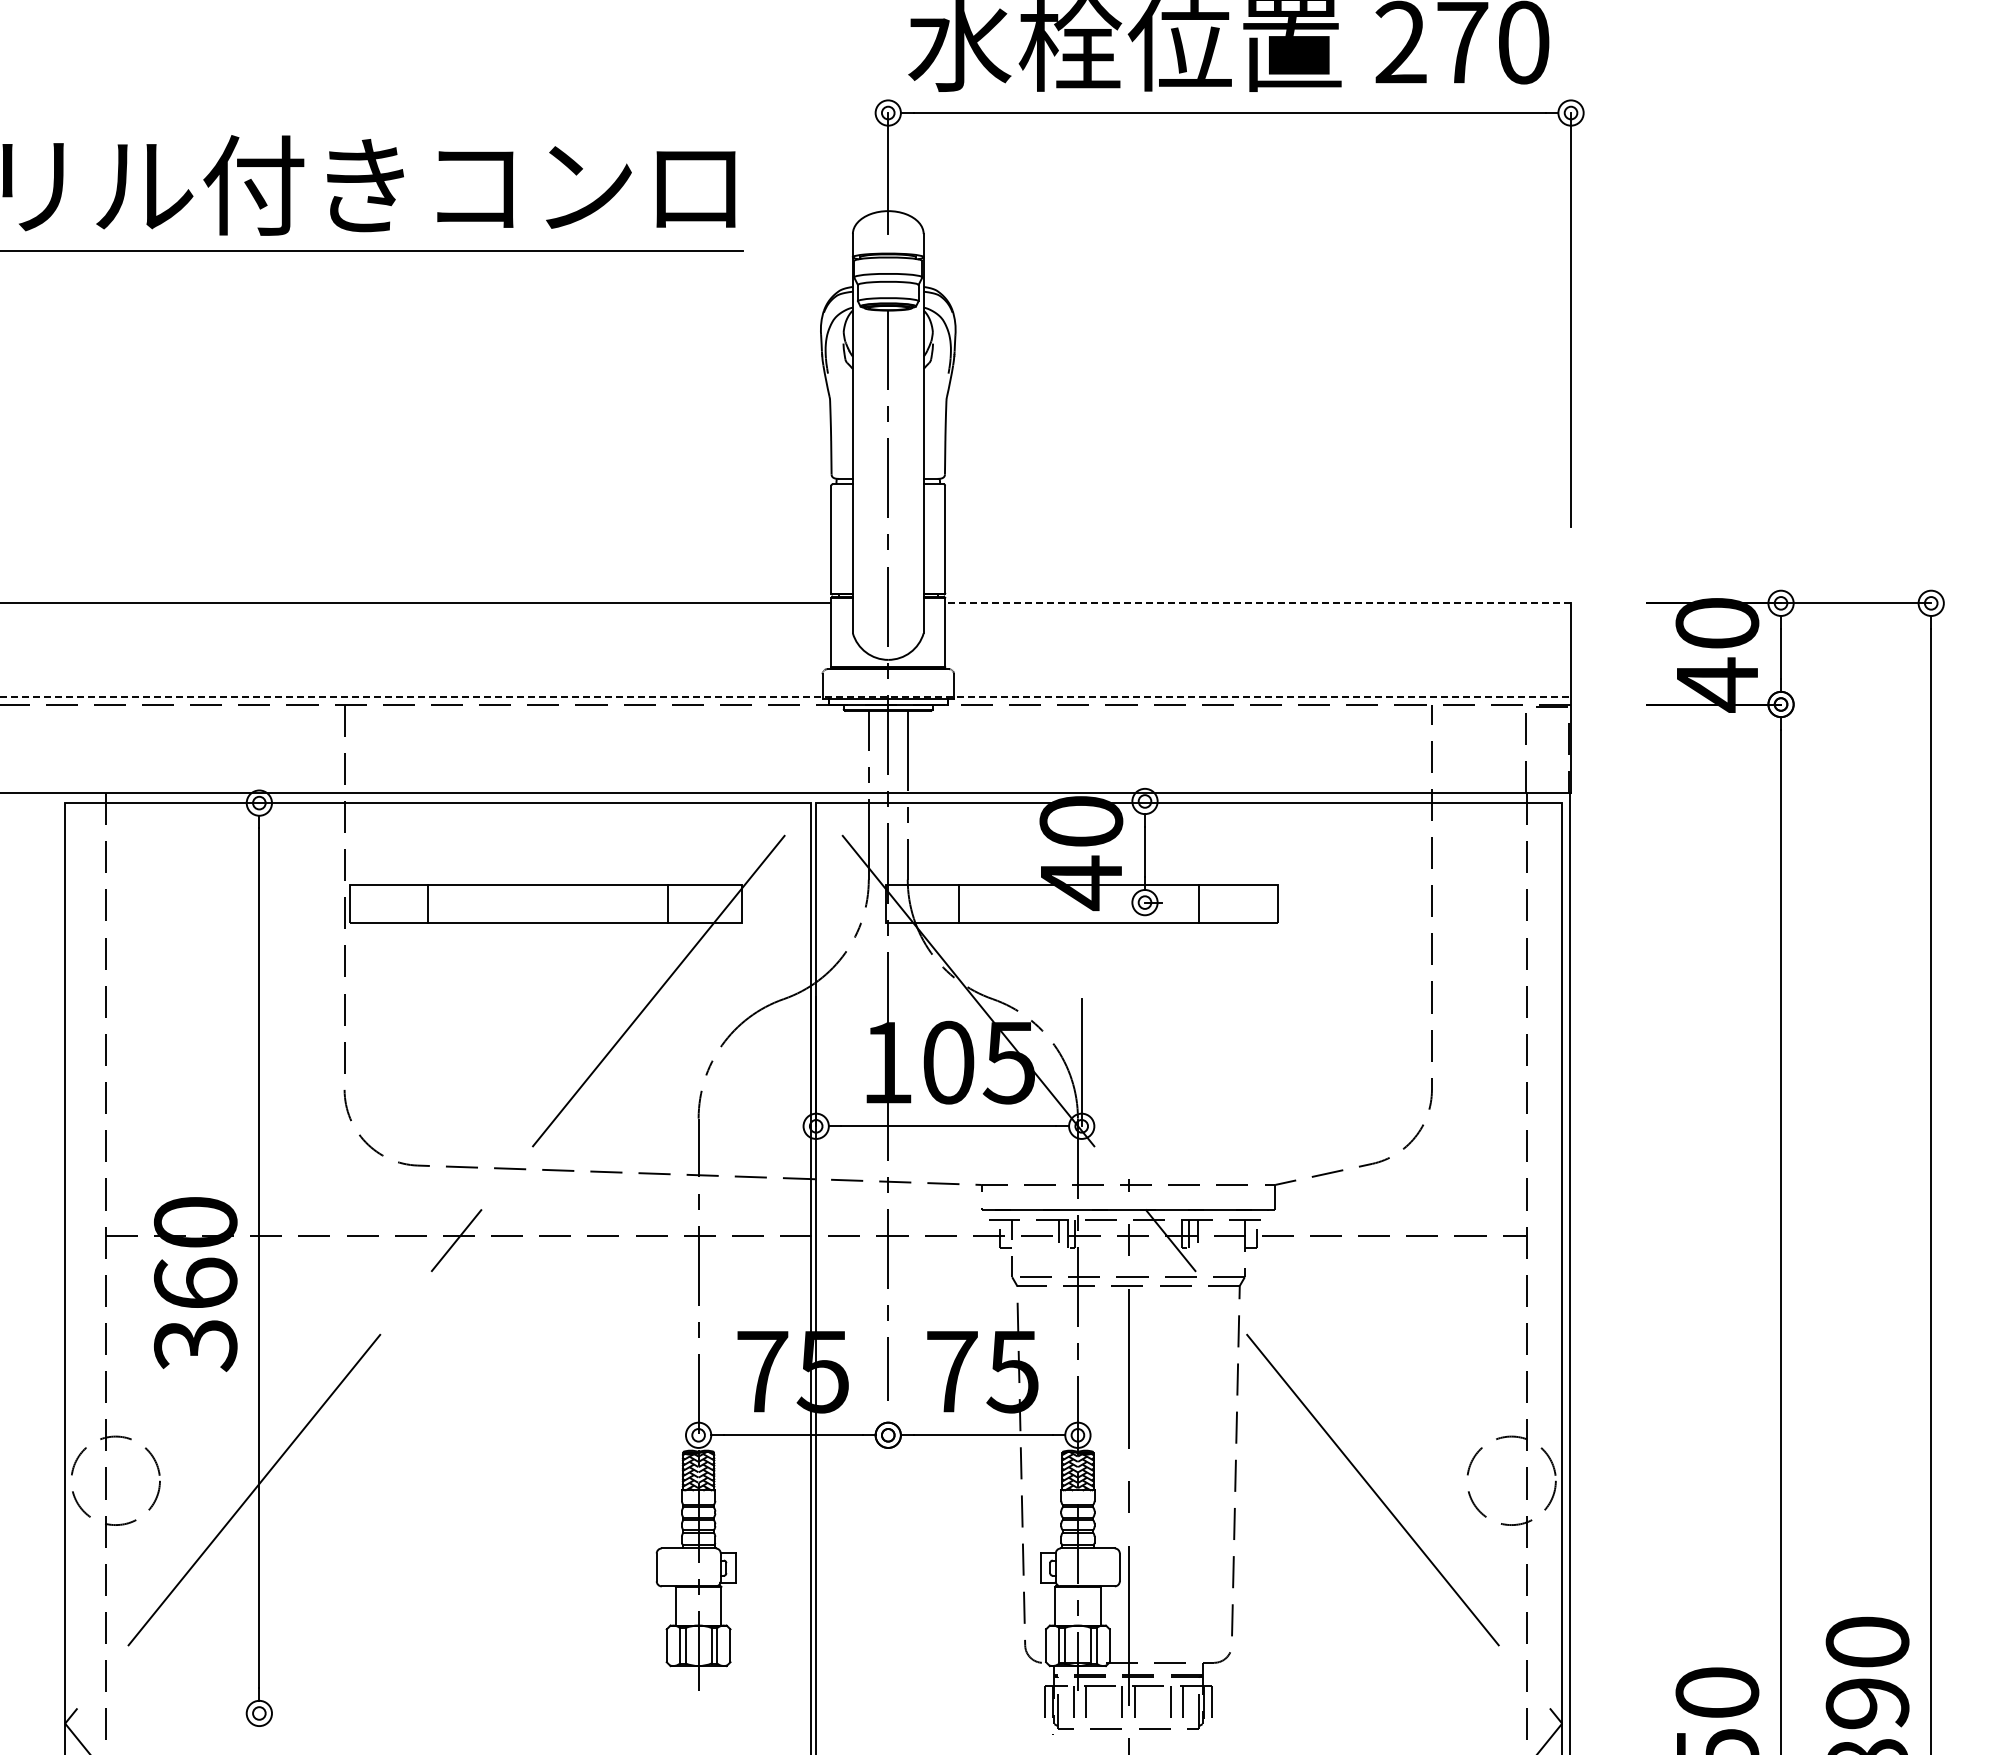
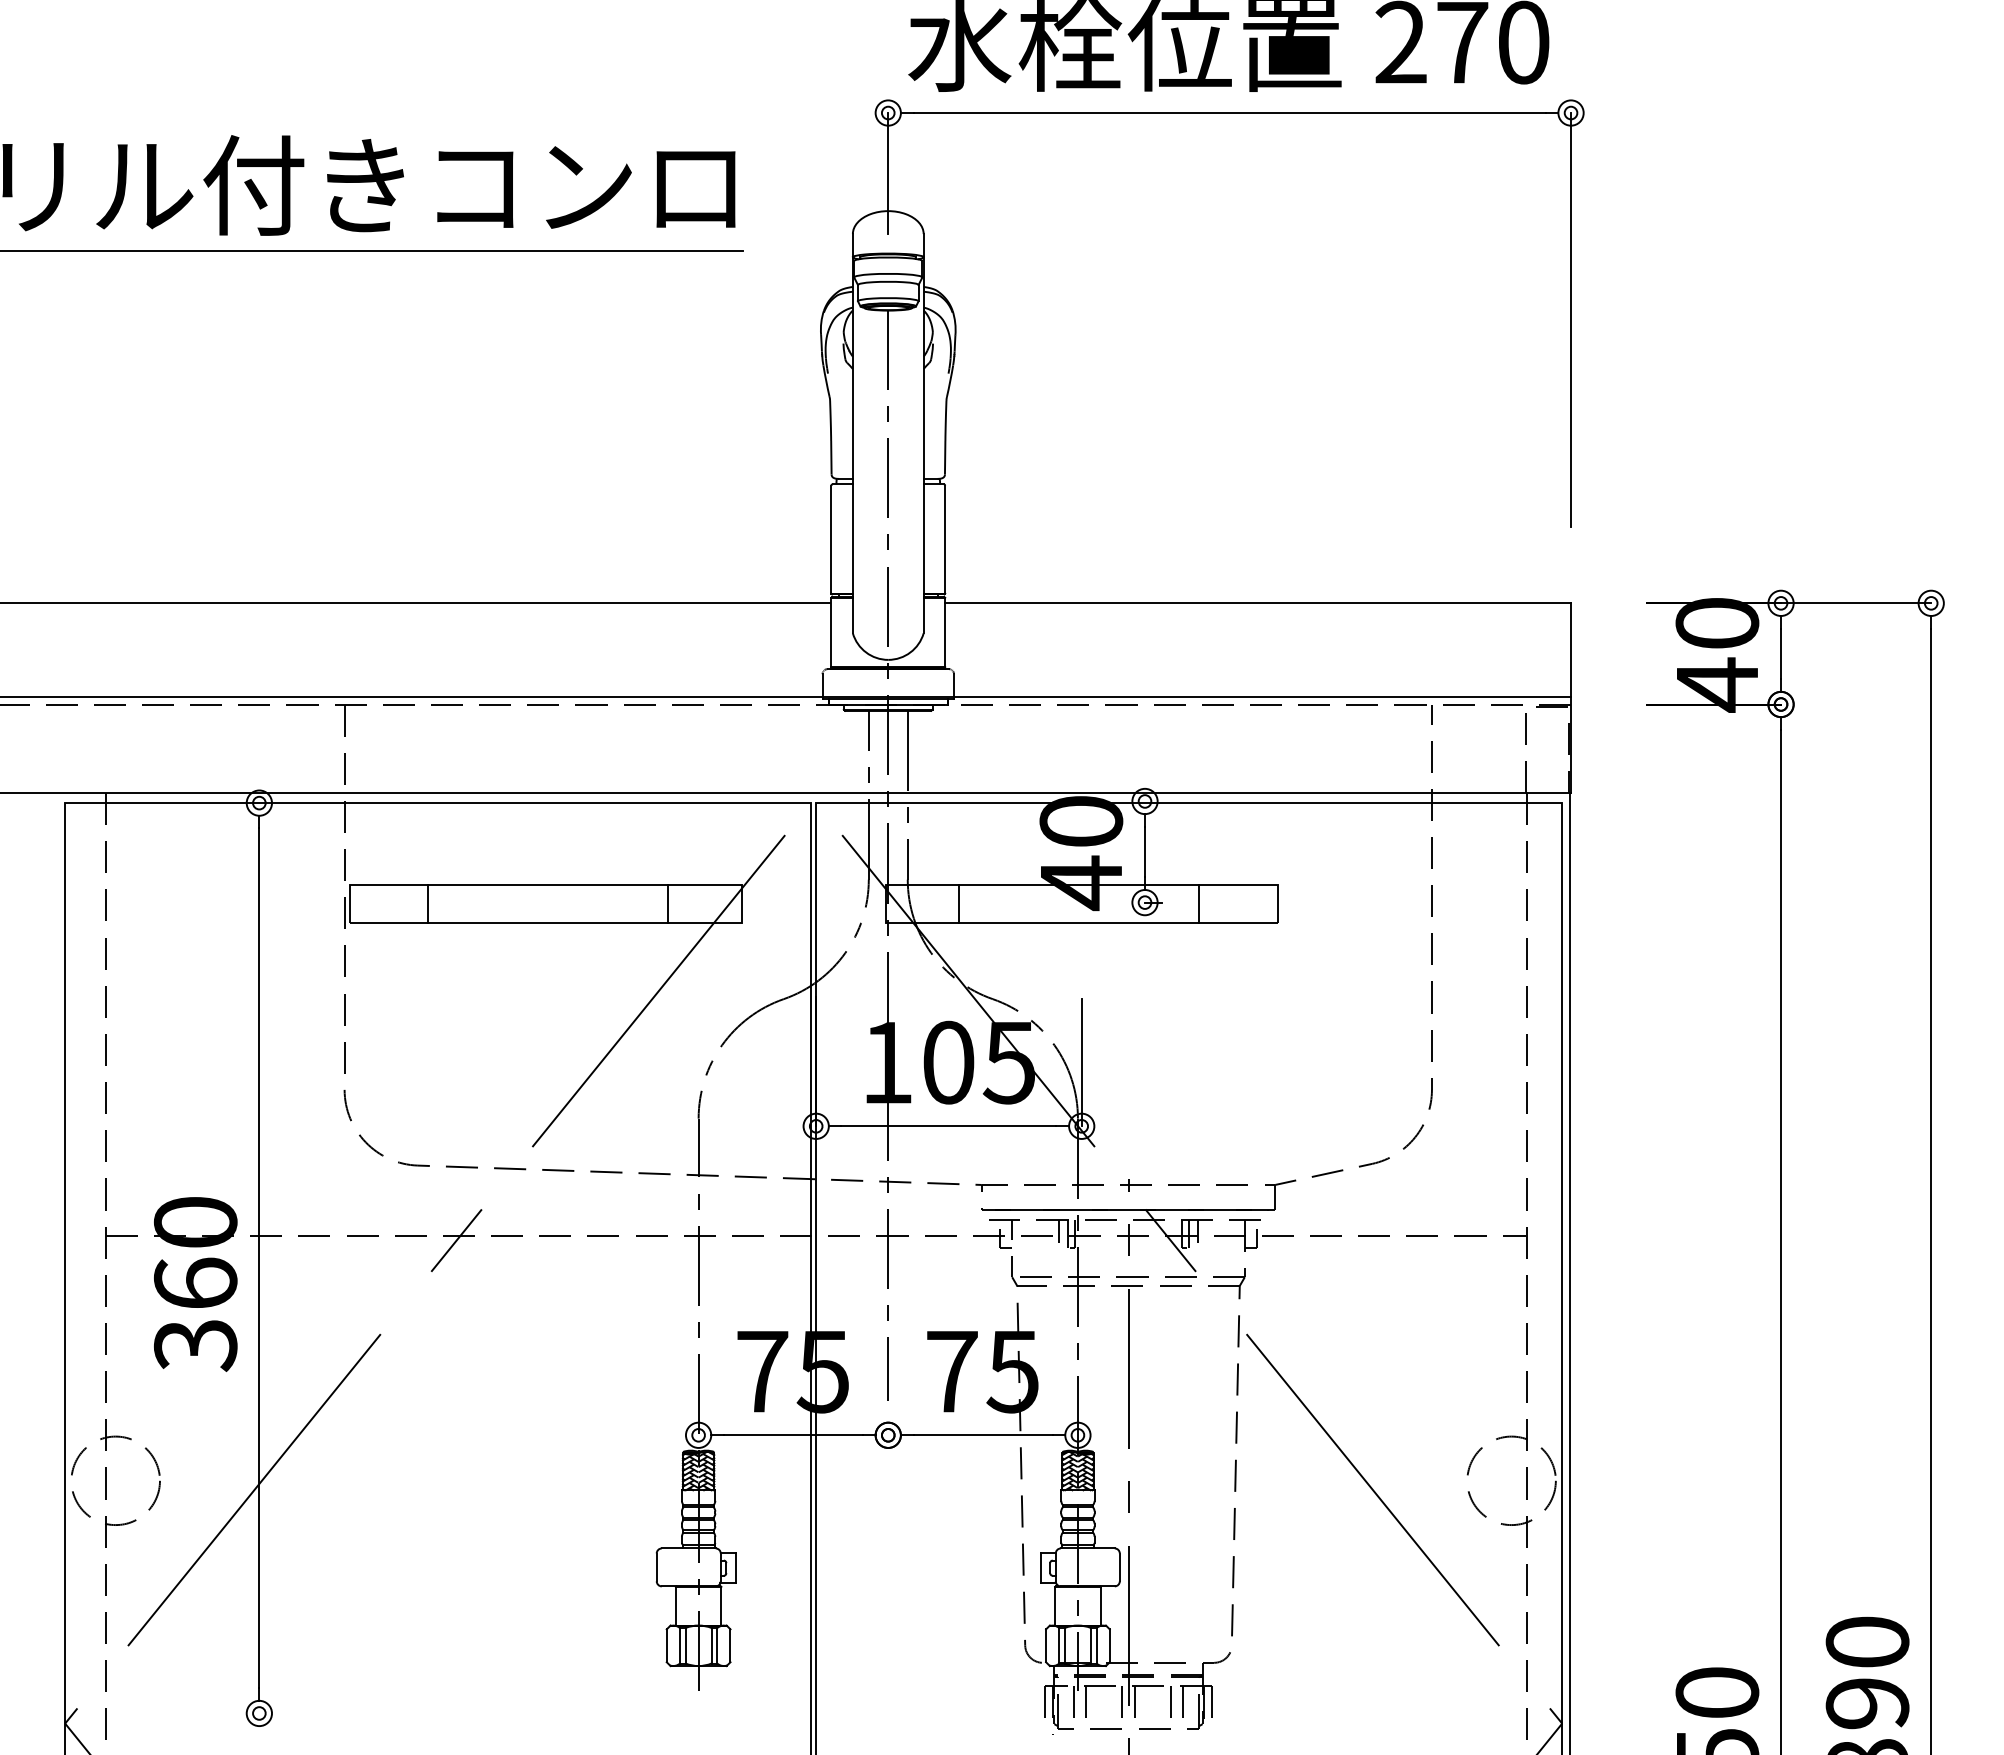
line: dashed -> solid (1258, 603)
line: dashed -> solid (786, 696)
